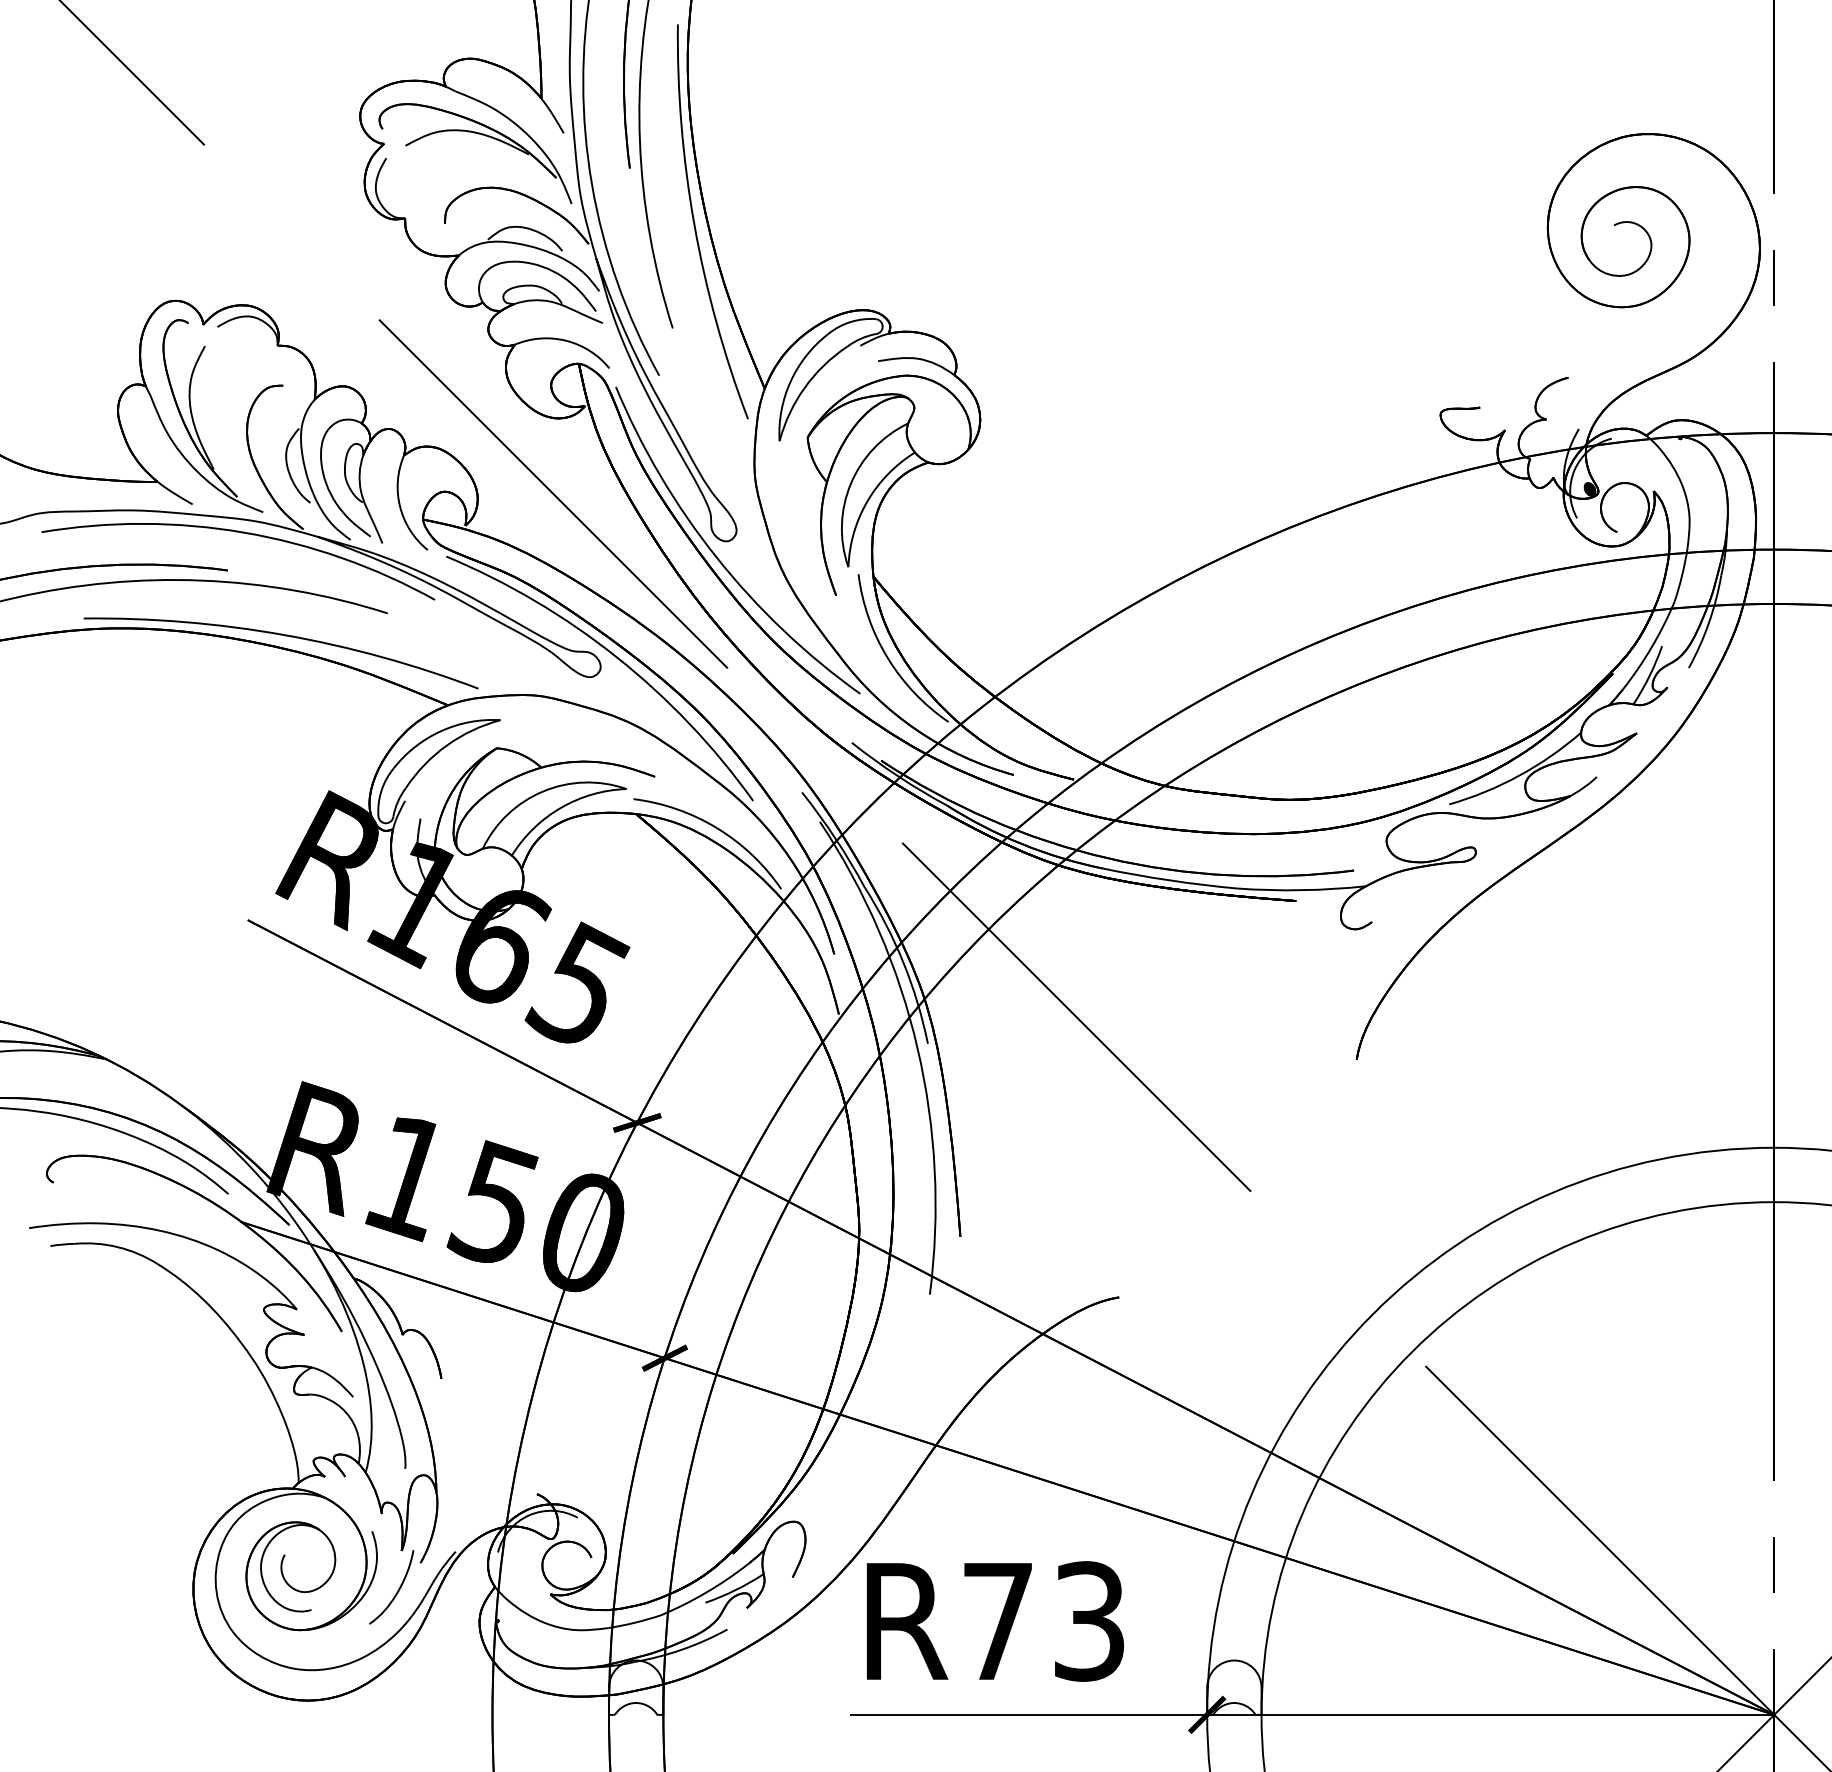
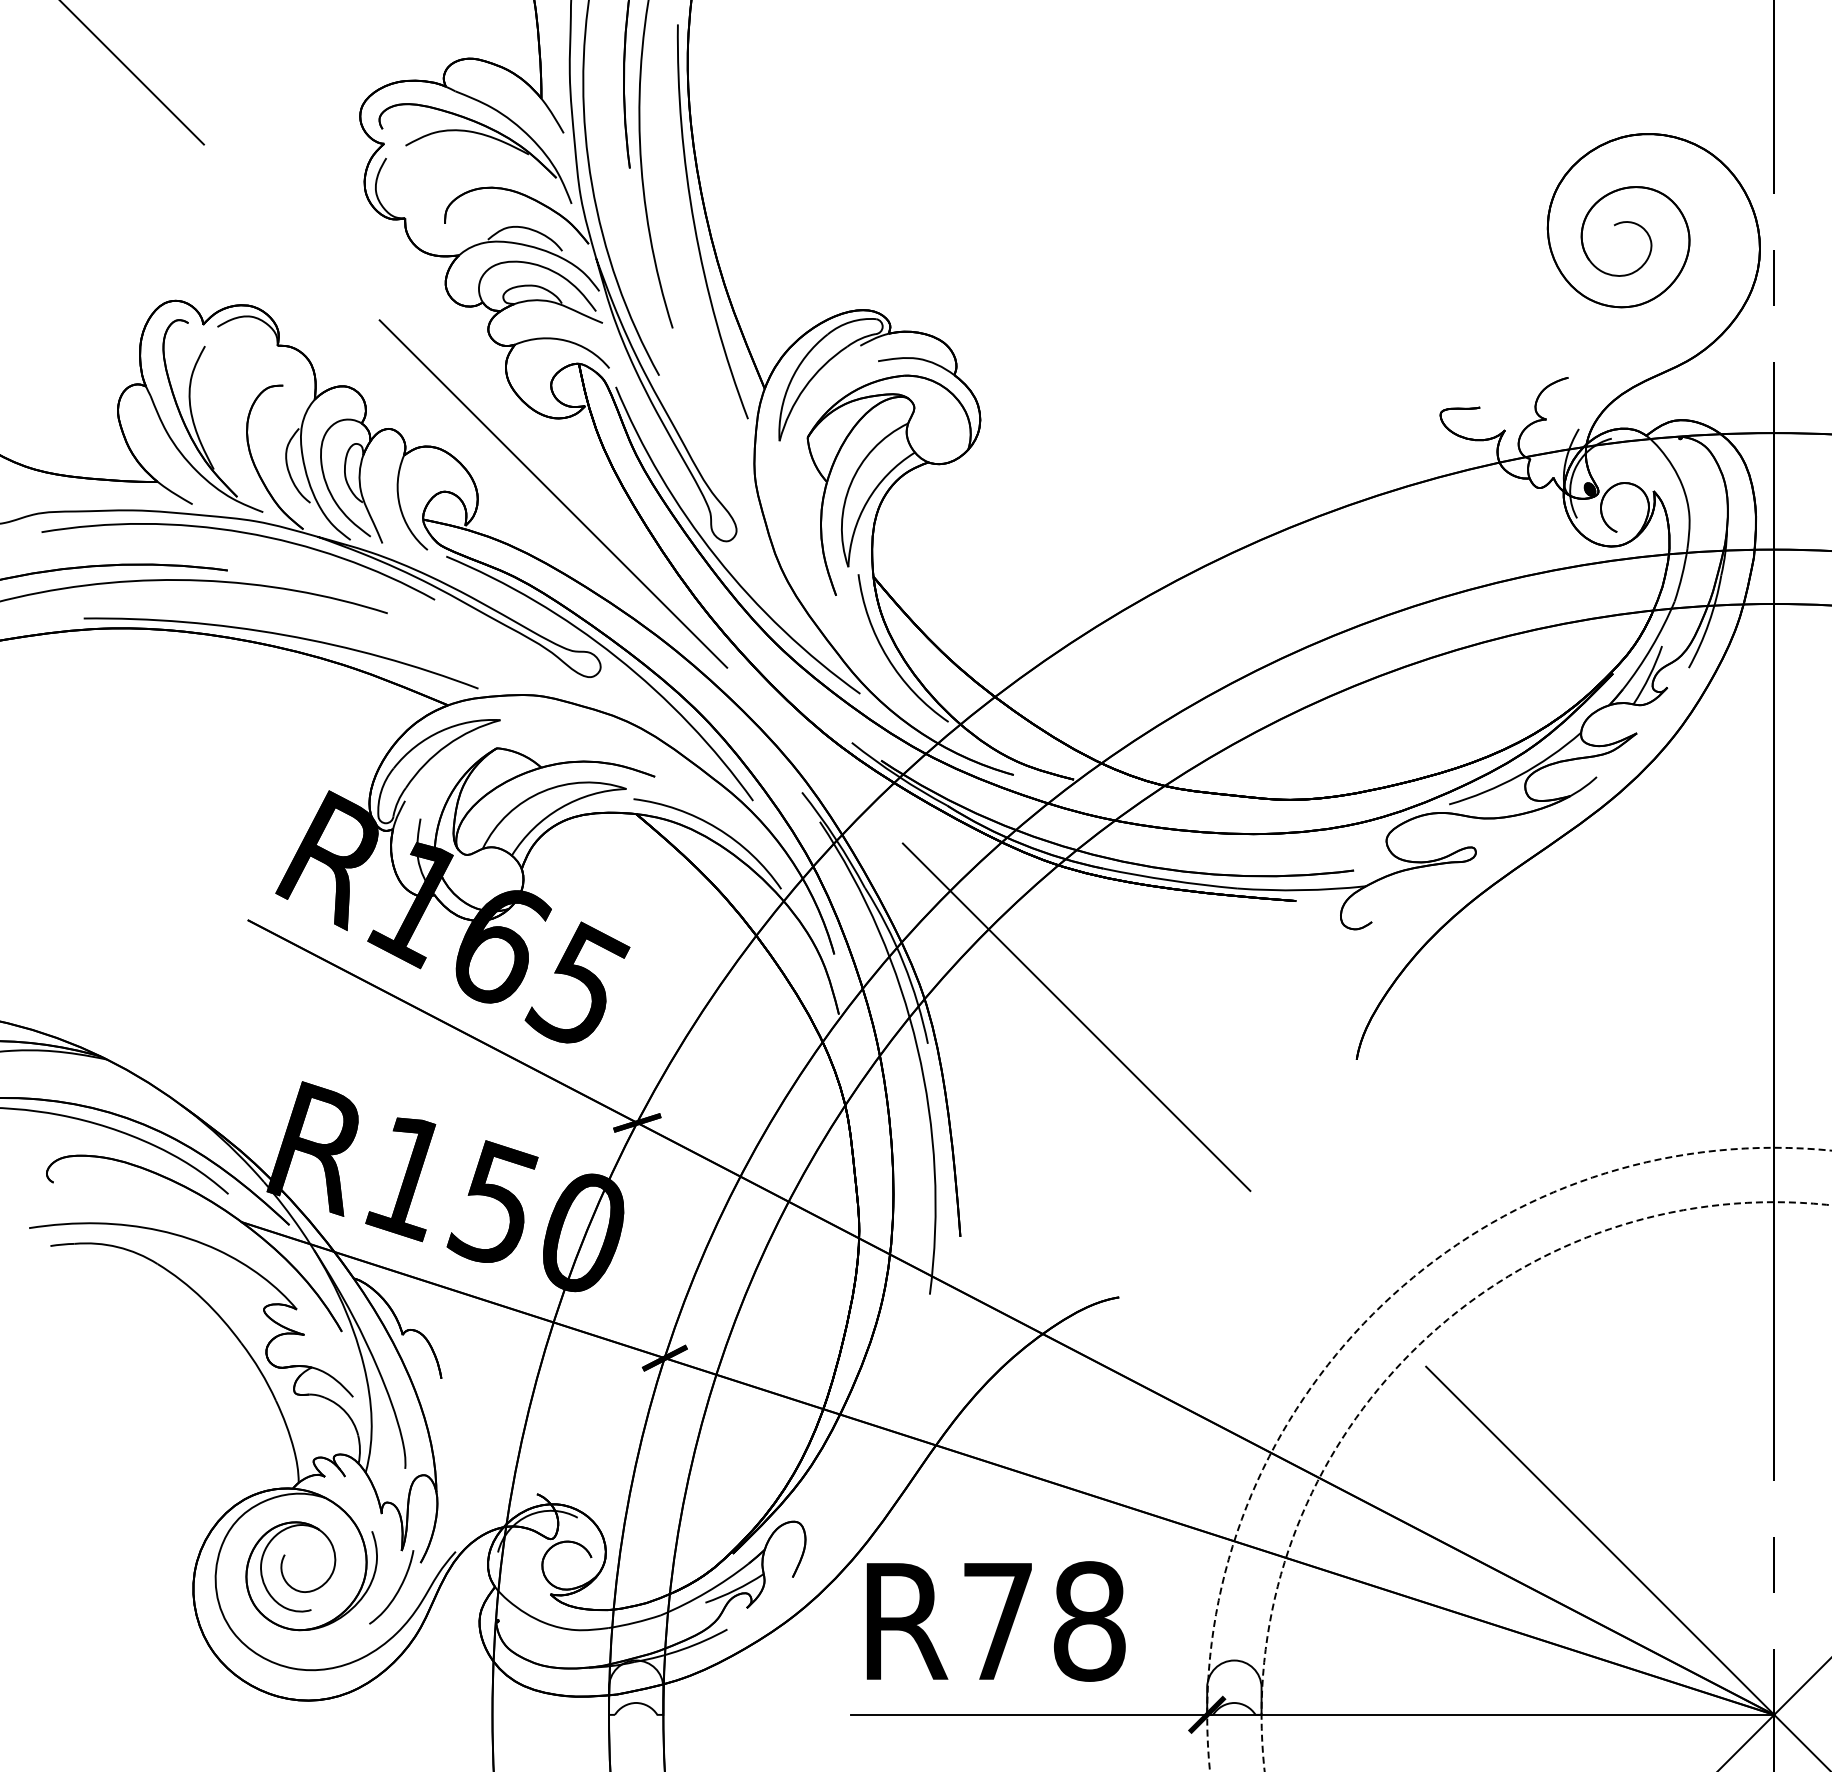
circle: solid -> dashed (1519, 1459)
circle: solid -> dashed (1546, 1486)
text: R73 -> R78 (1089, 1621)
